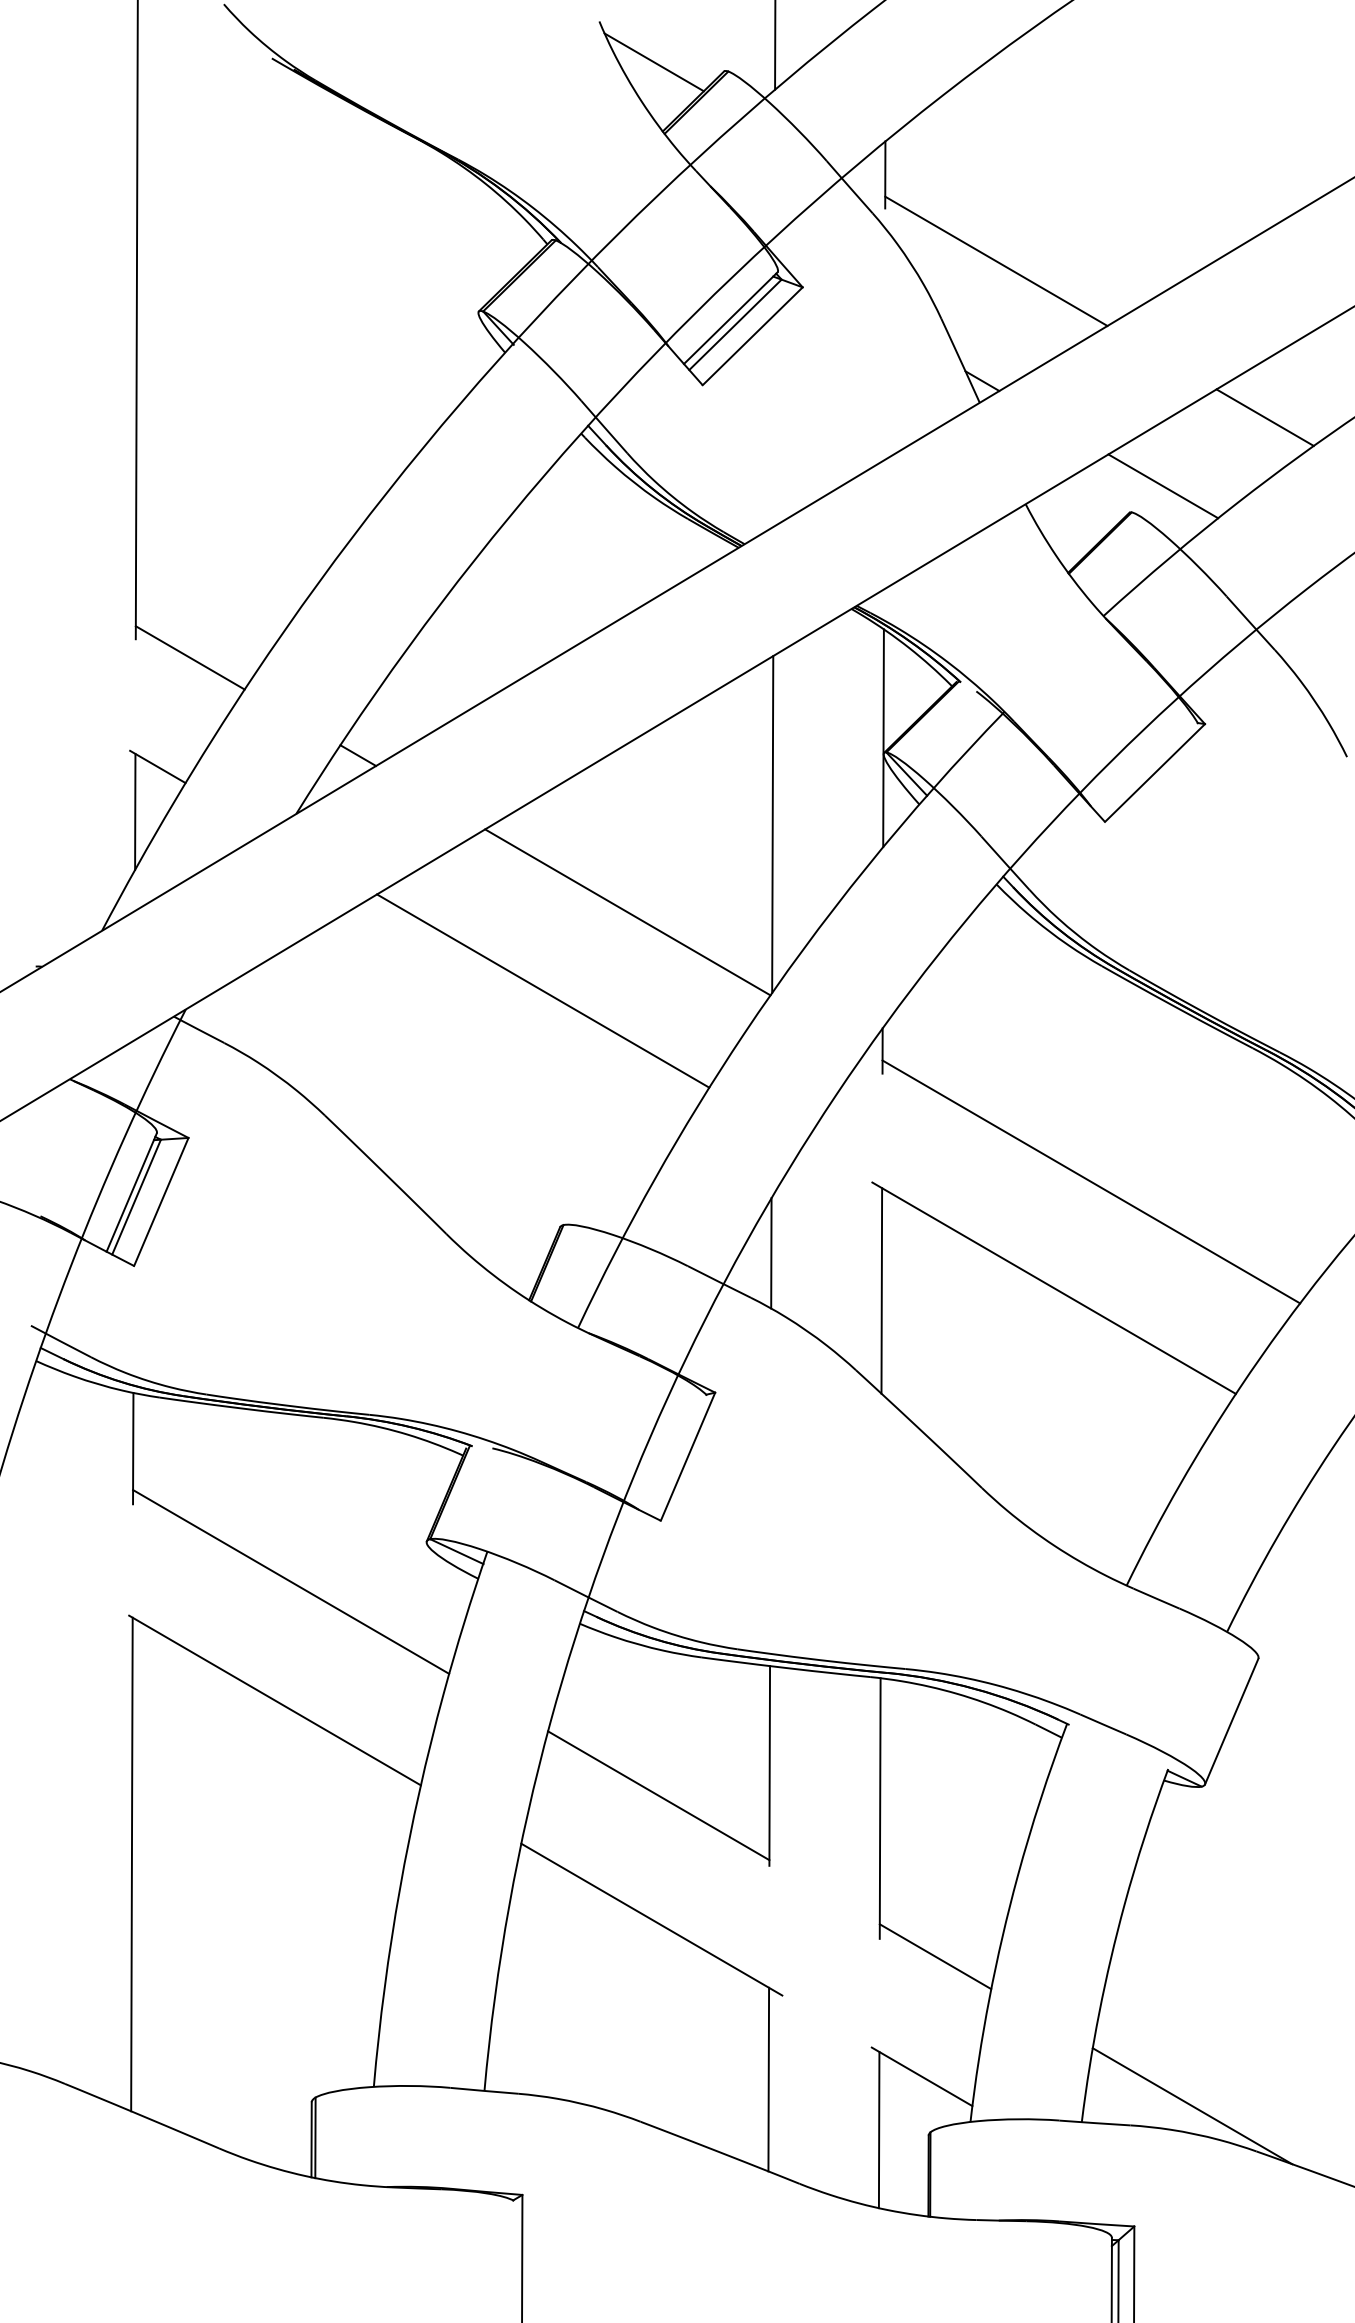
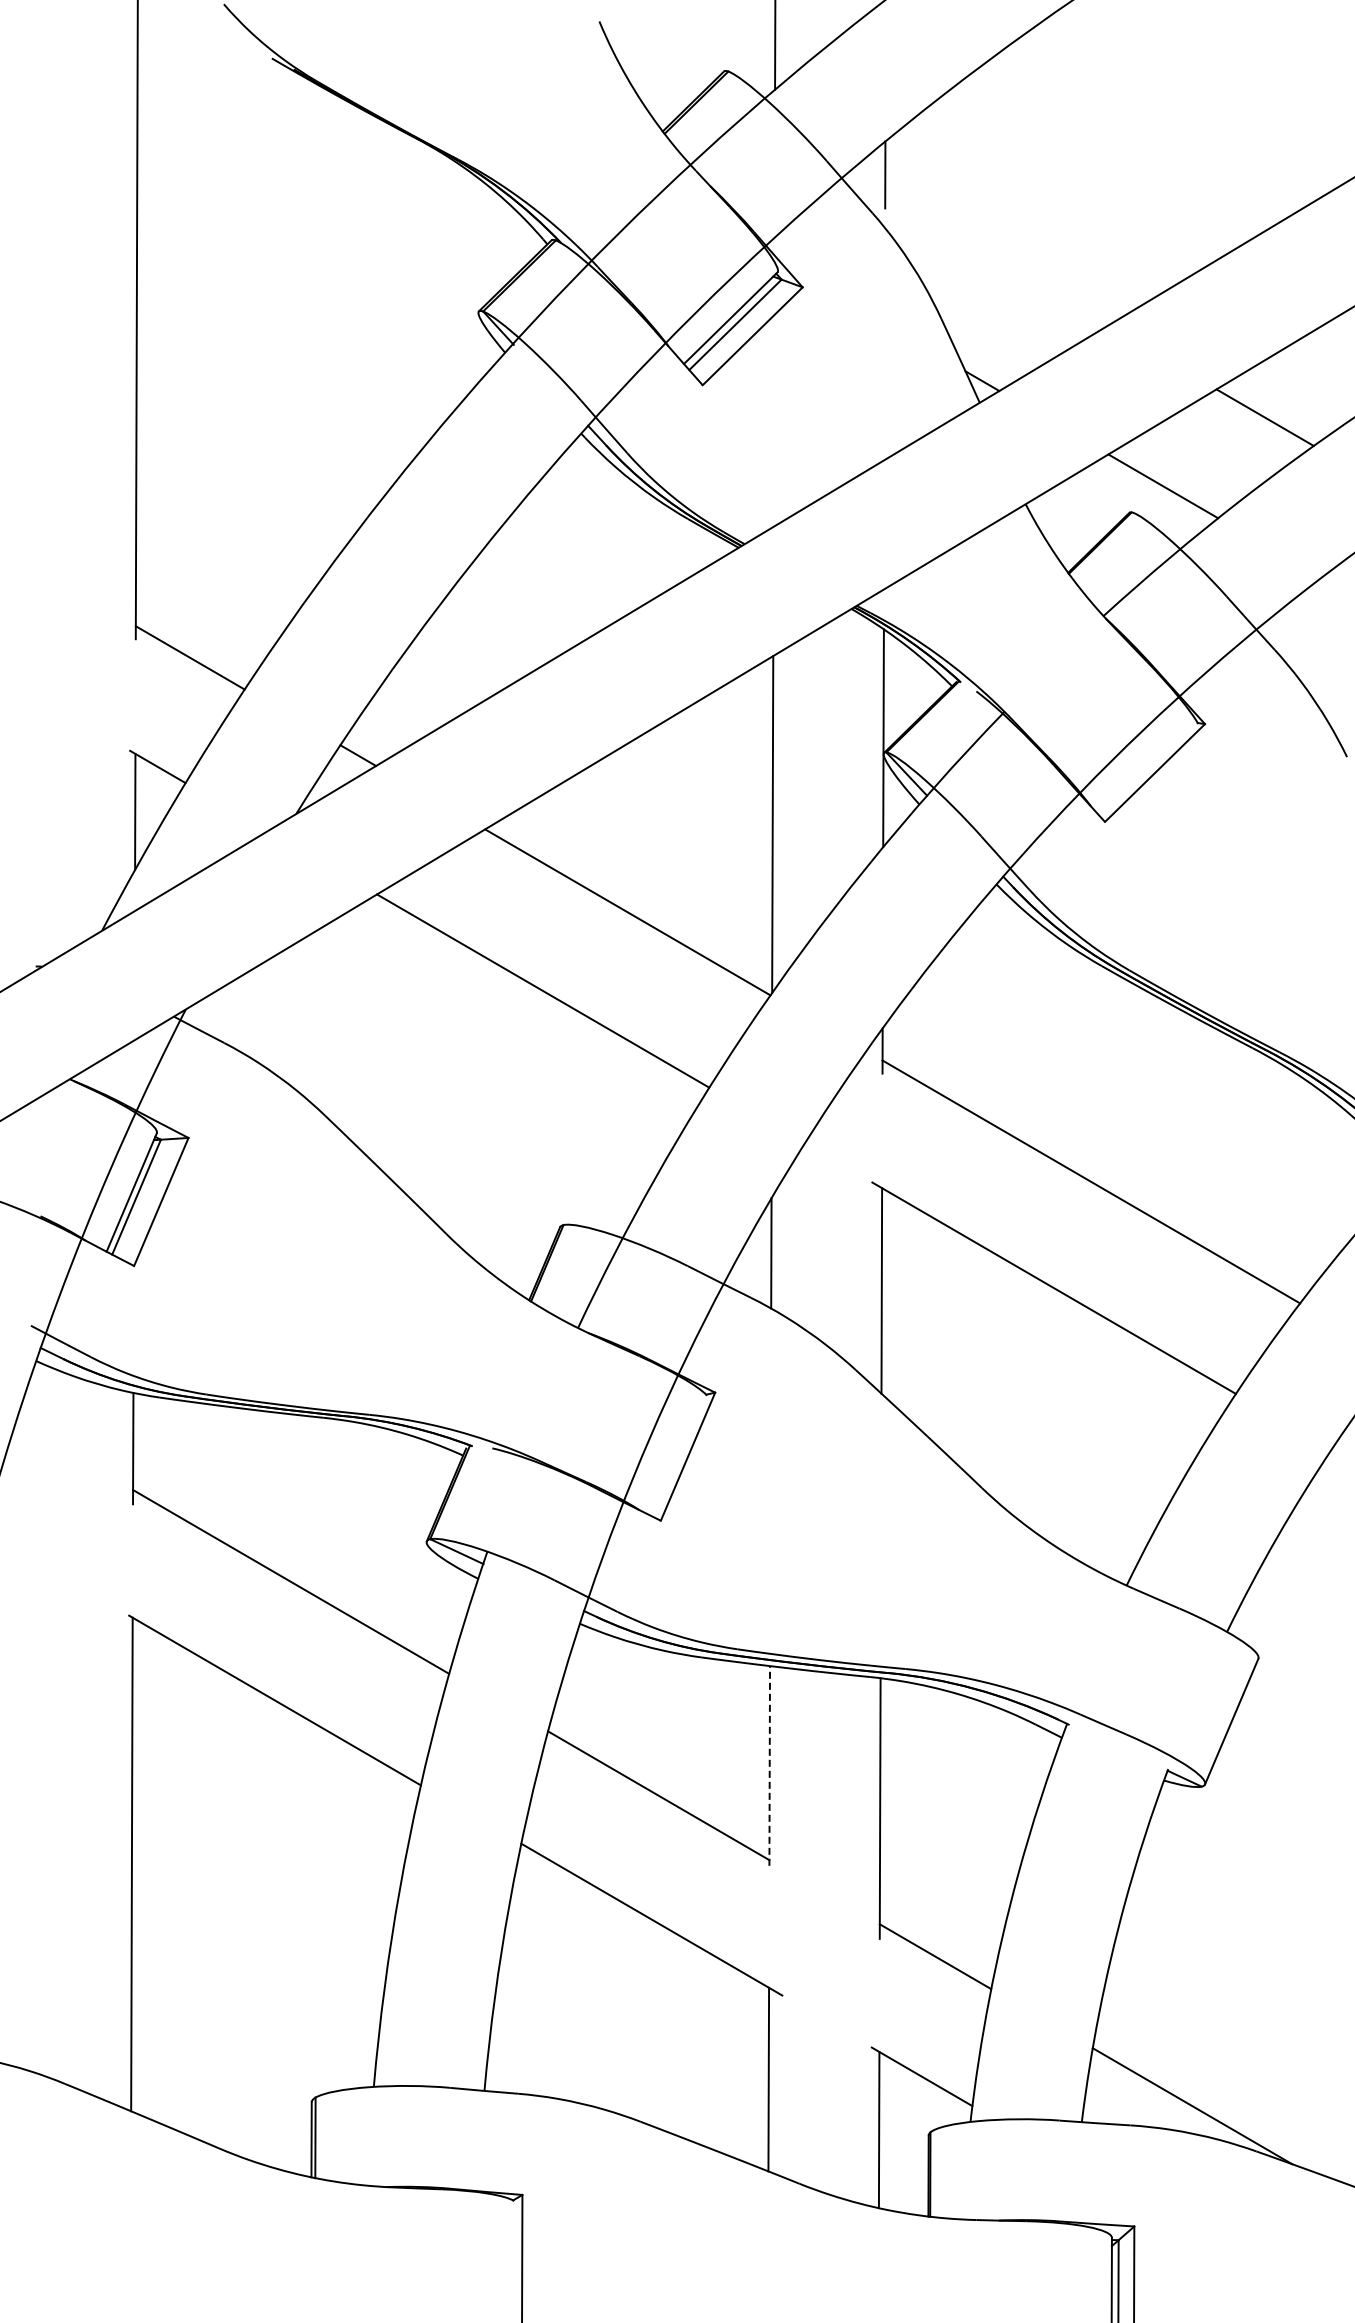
line: present -> none (653, 62)
line: present -> none (996, 261)
line: solid -> dashed (769, 1765)
